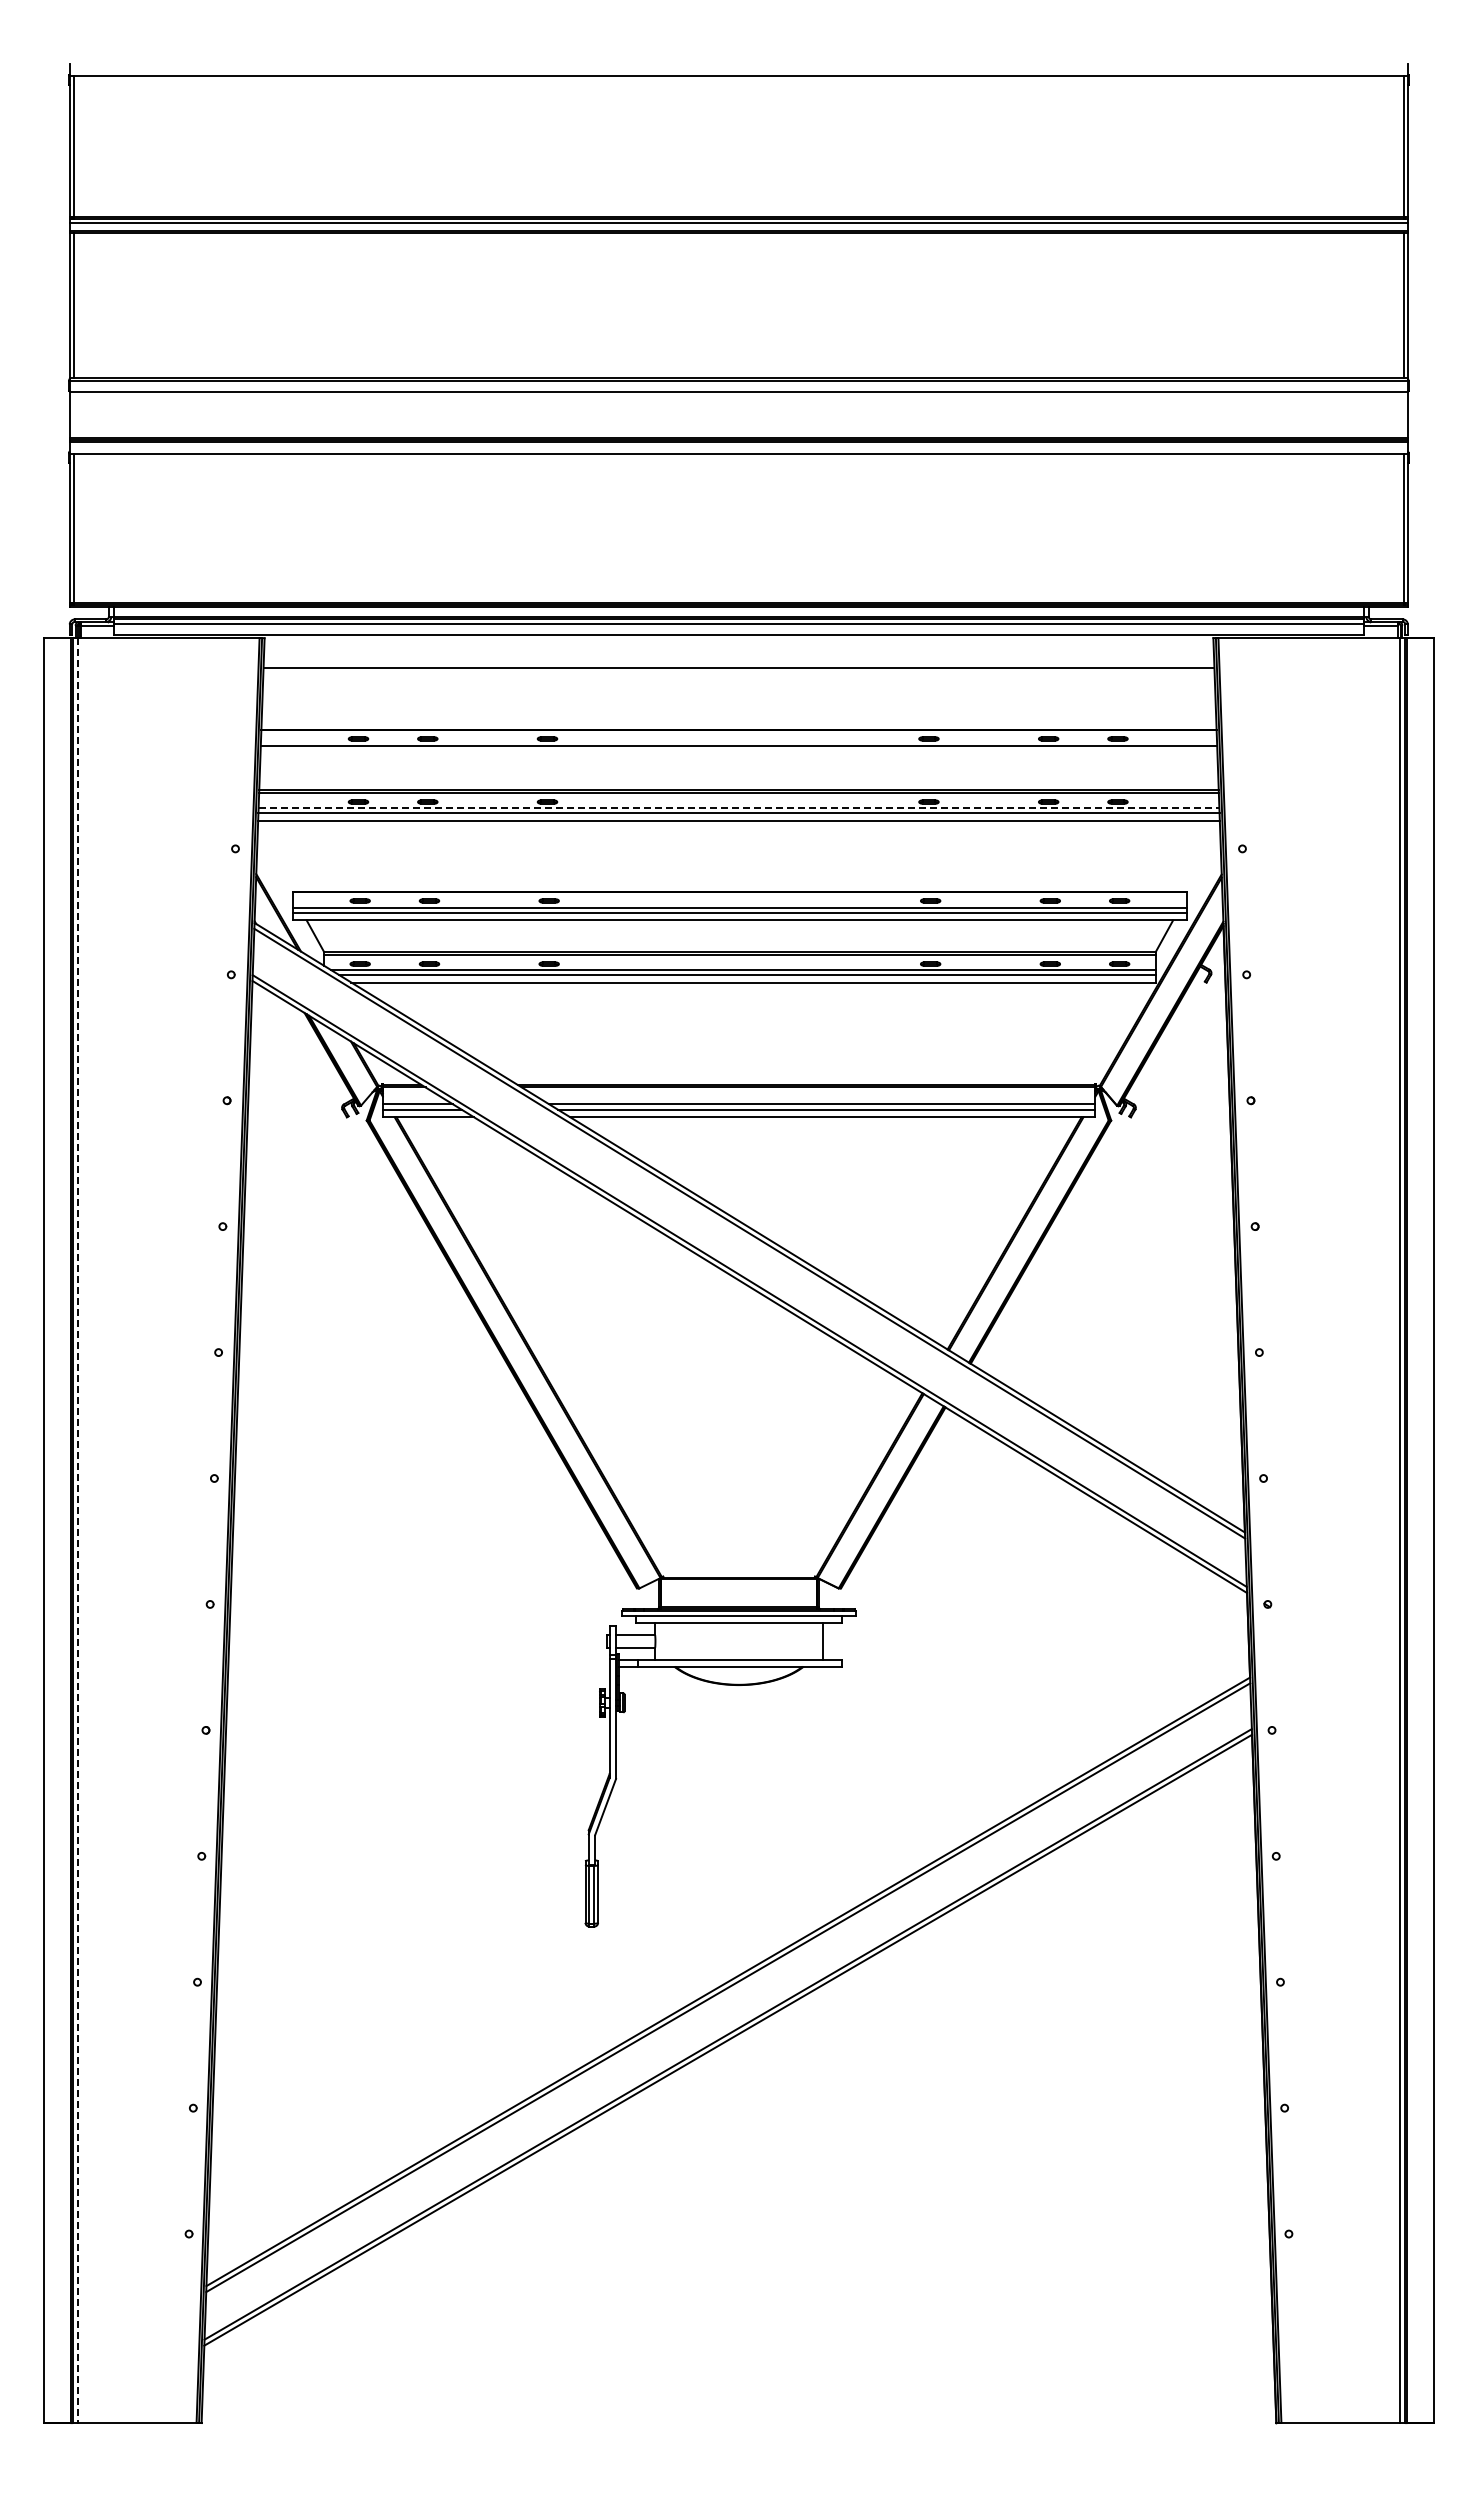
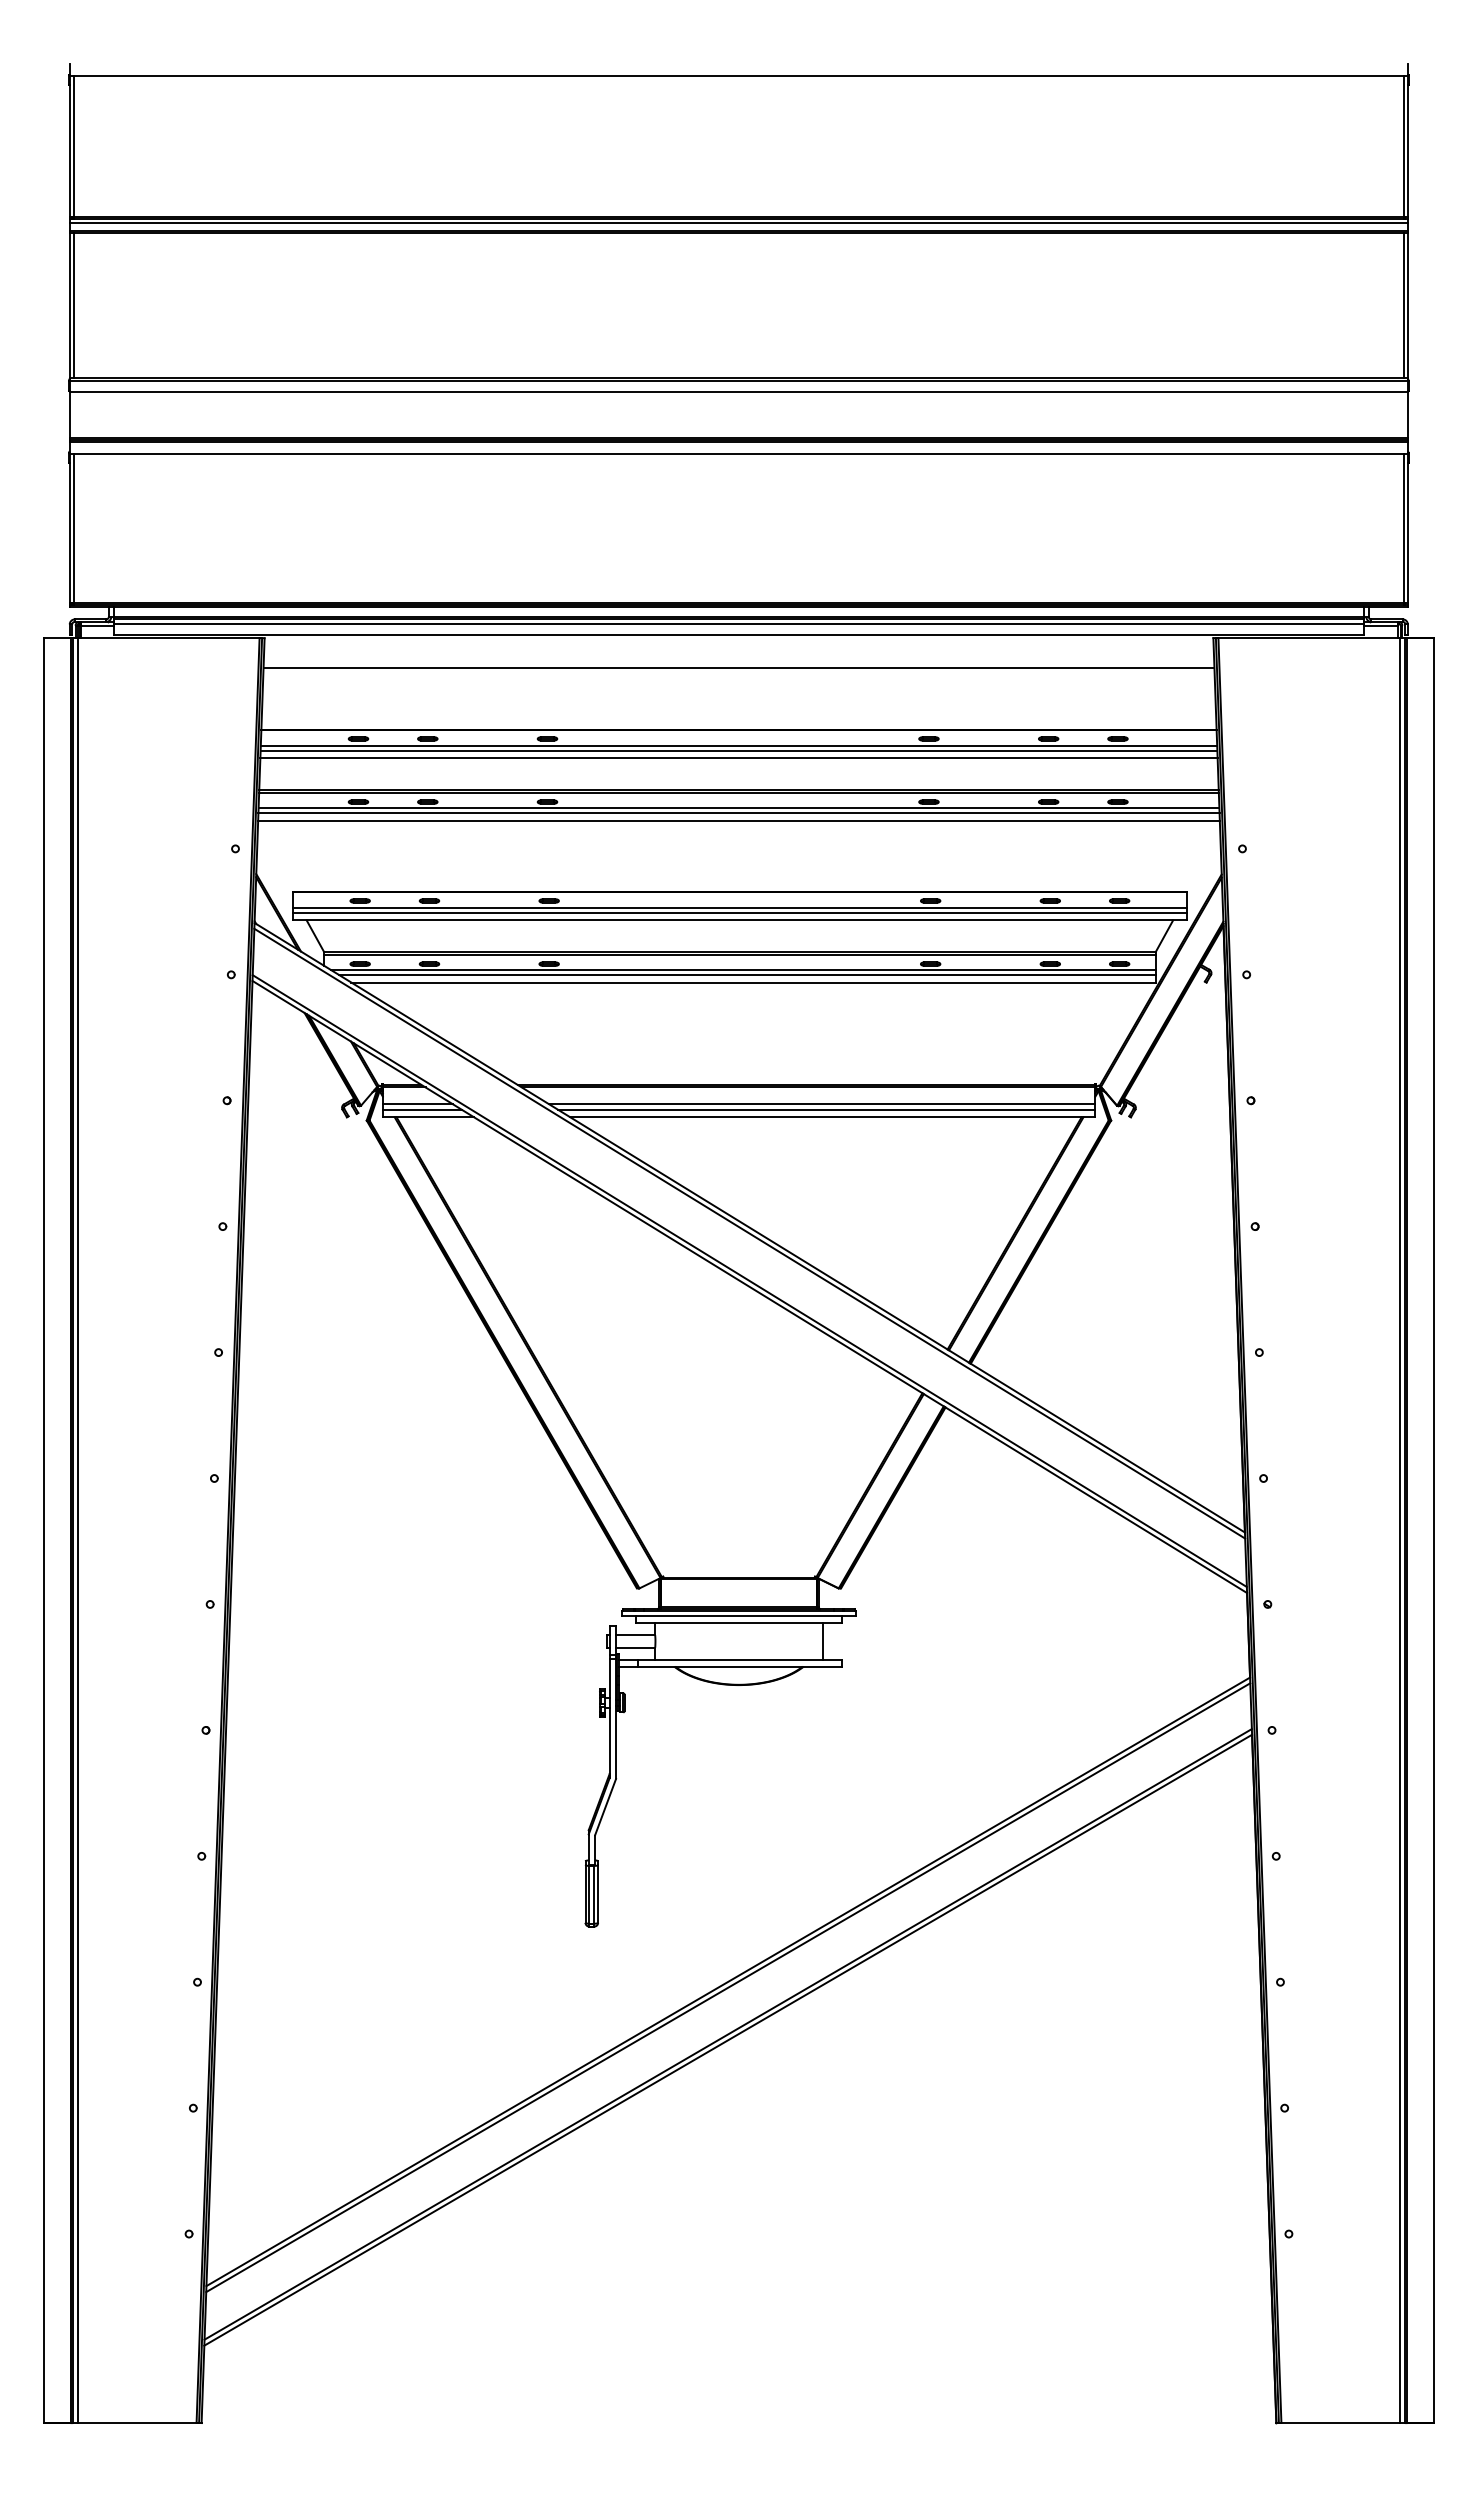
line: none -> present (738, 750)
line: none -> present (738, 758)
line: dashed -> solid (739, 807)
line: dashed -> solid (78, 1531)
